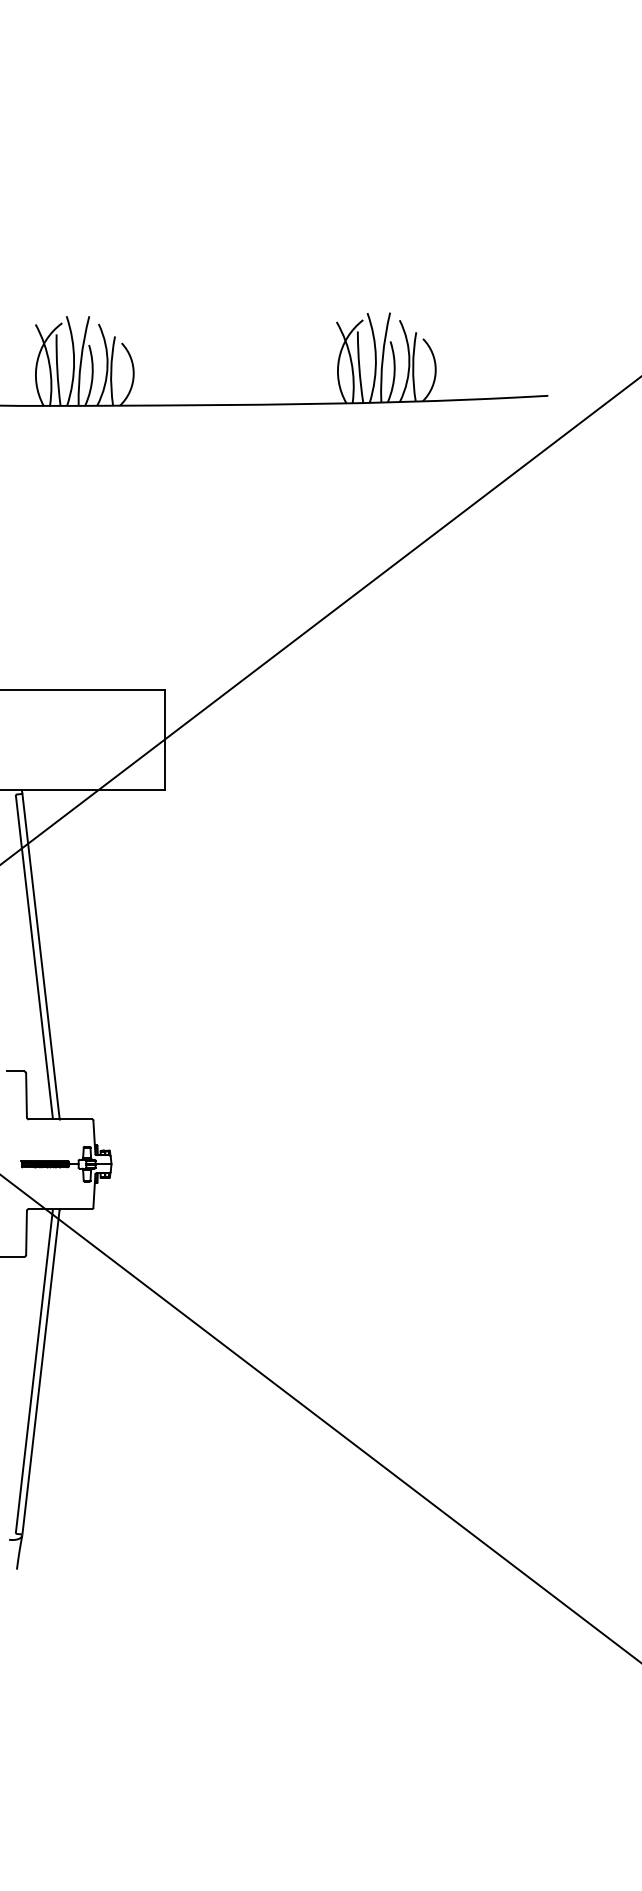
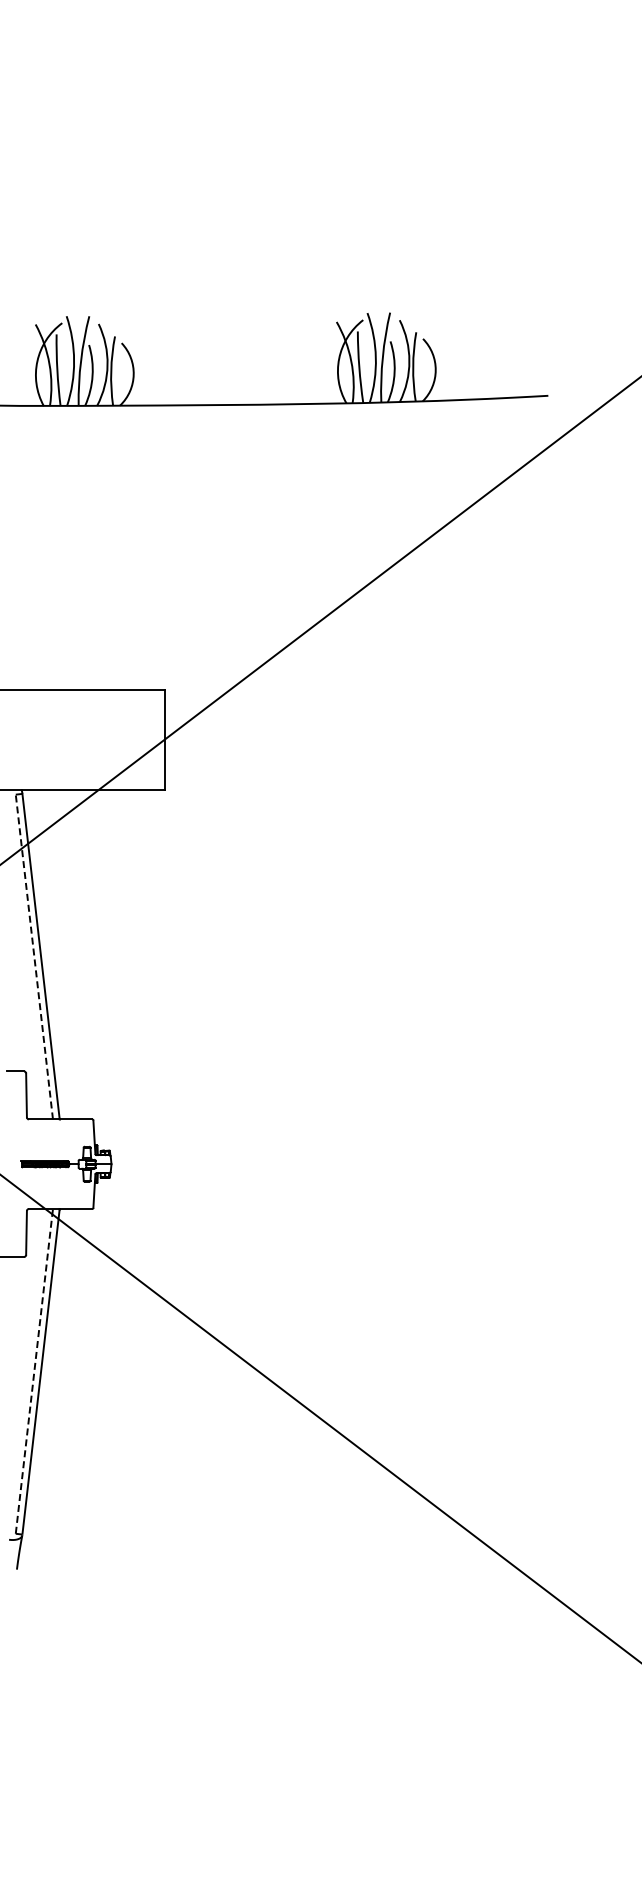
line: solid -> dashed (34, 955)
line: solid -> dashed (34, 1371)
